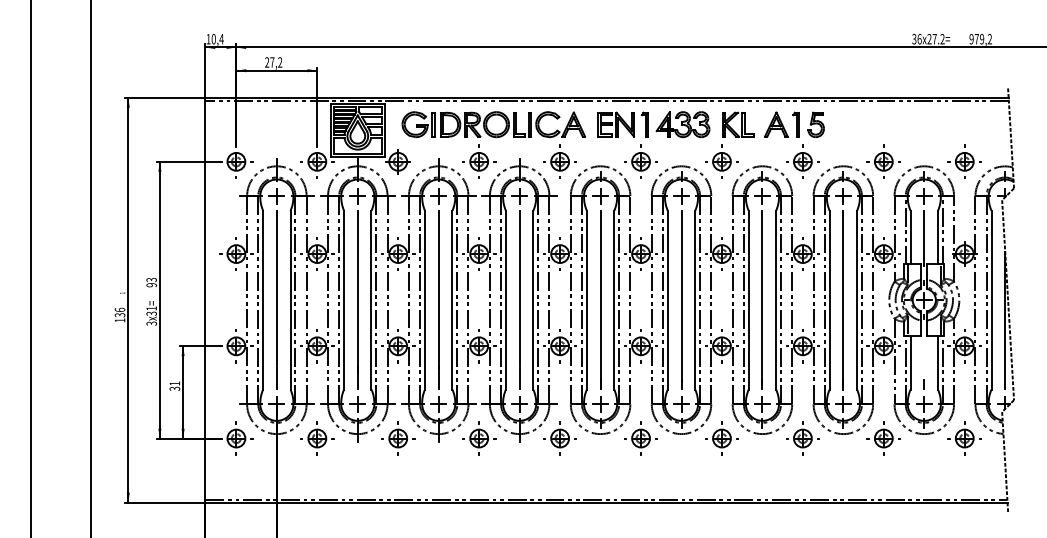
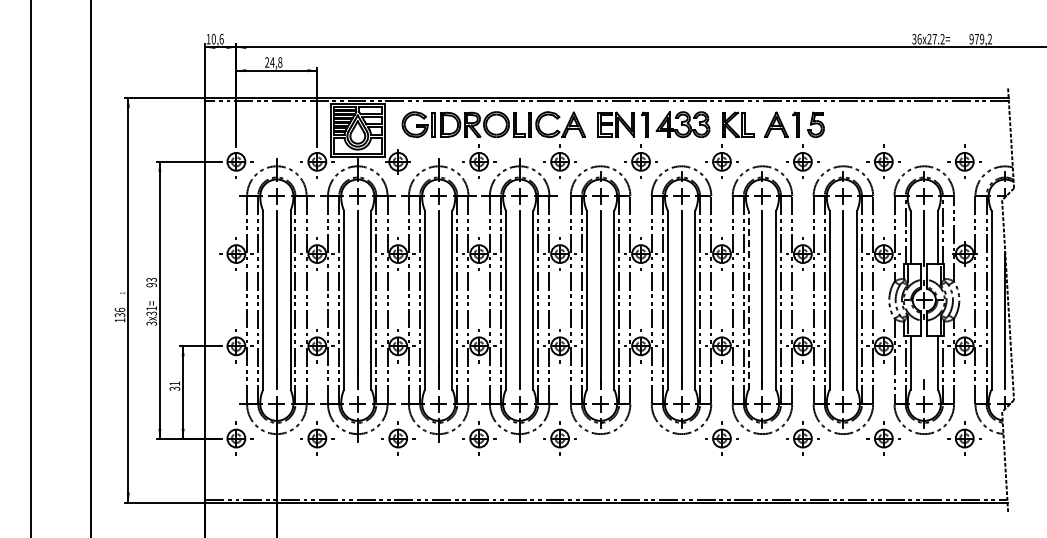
text: 10,4 -> 10,6 (221, 39)
text: 27,2 -> 24,8 (276, 62)
line: solid -> dashed (748, 299)
part: present -> none (640, 438)
